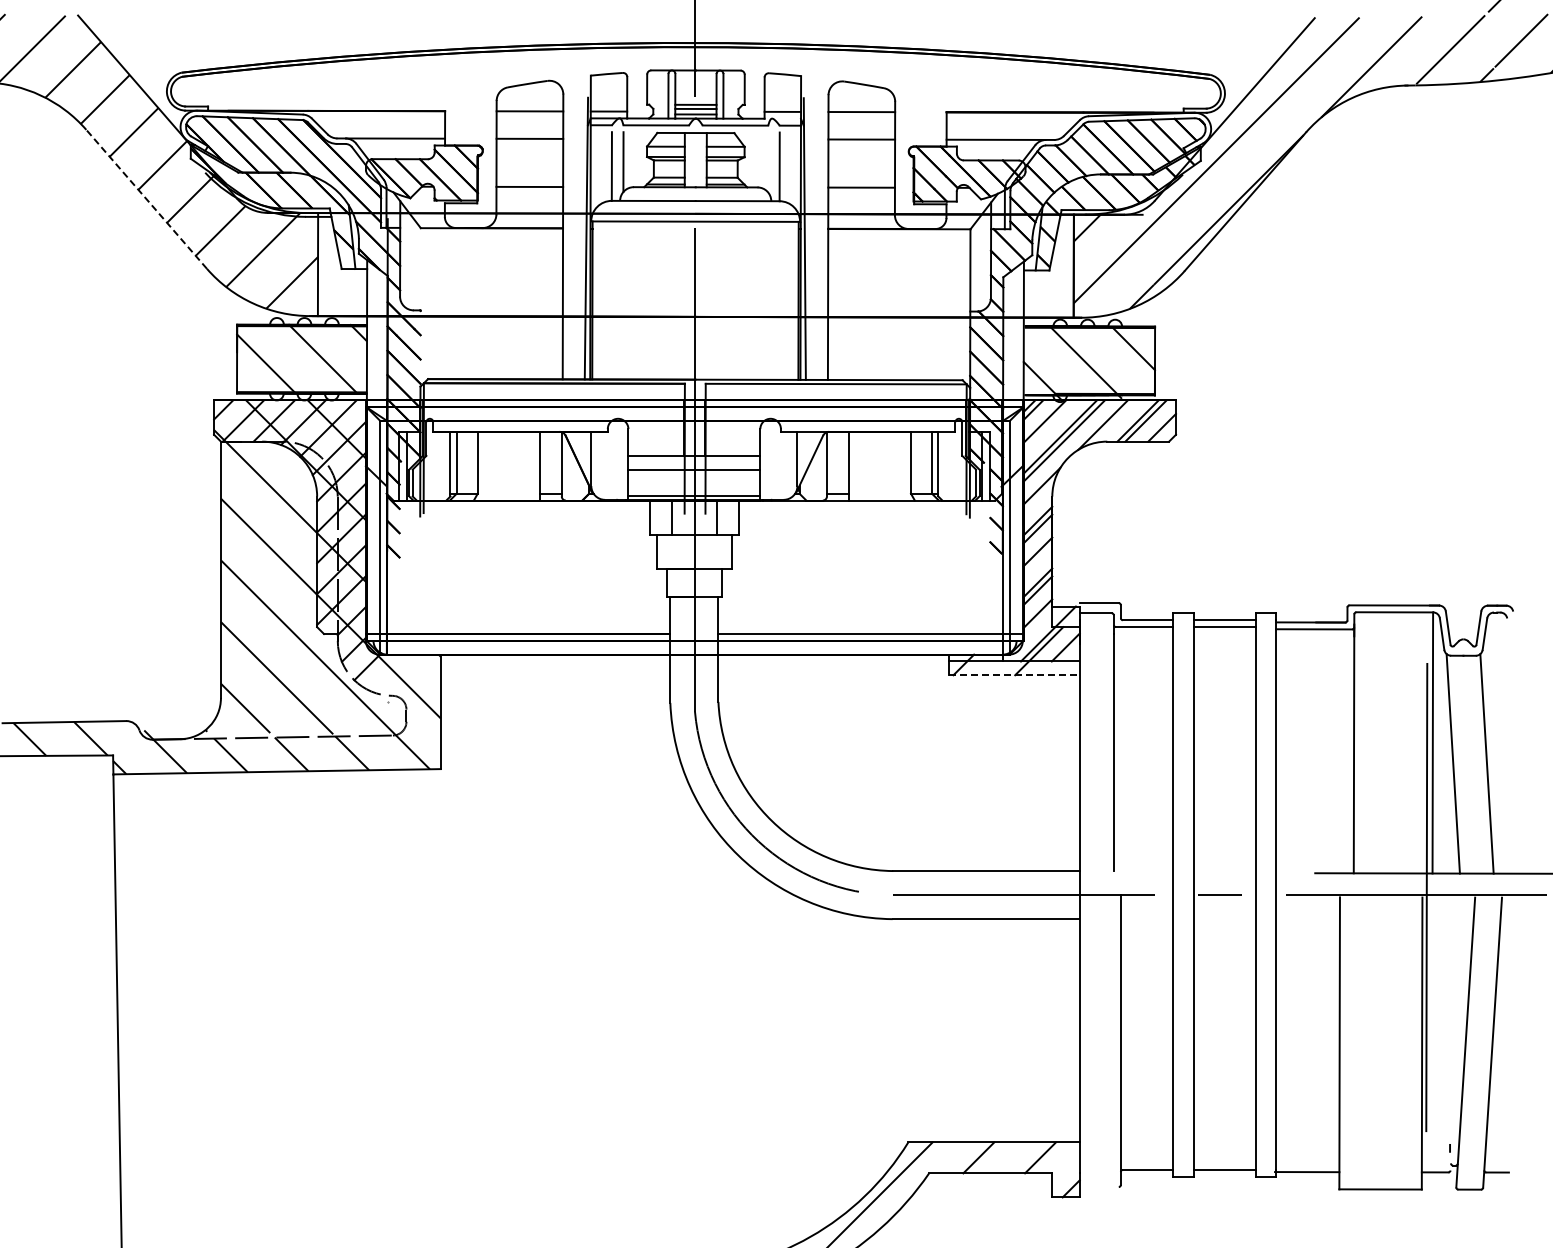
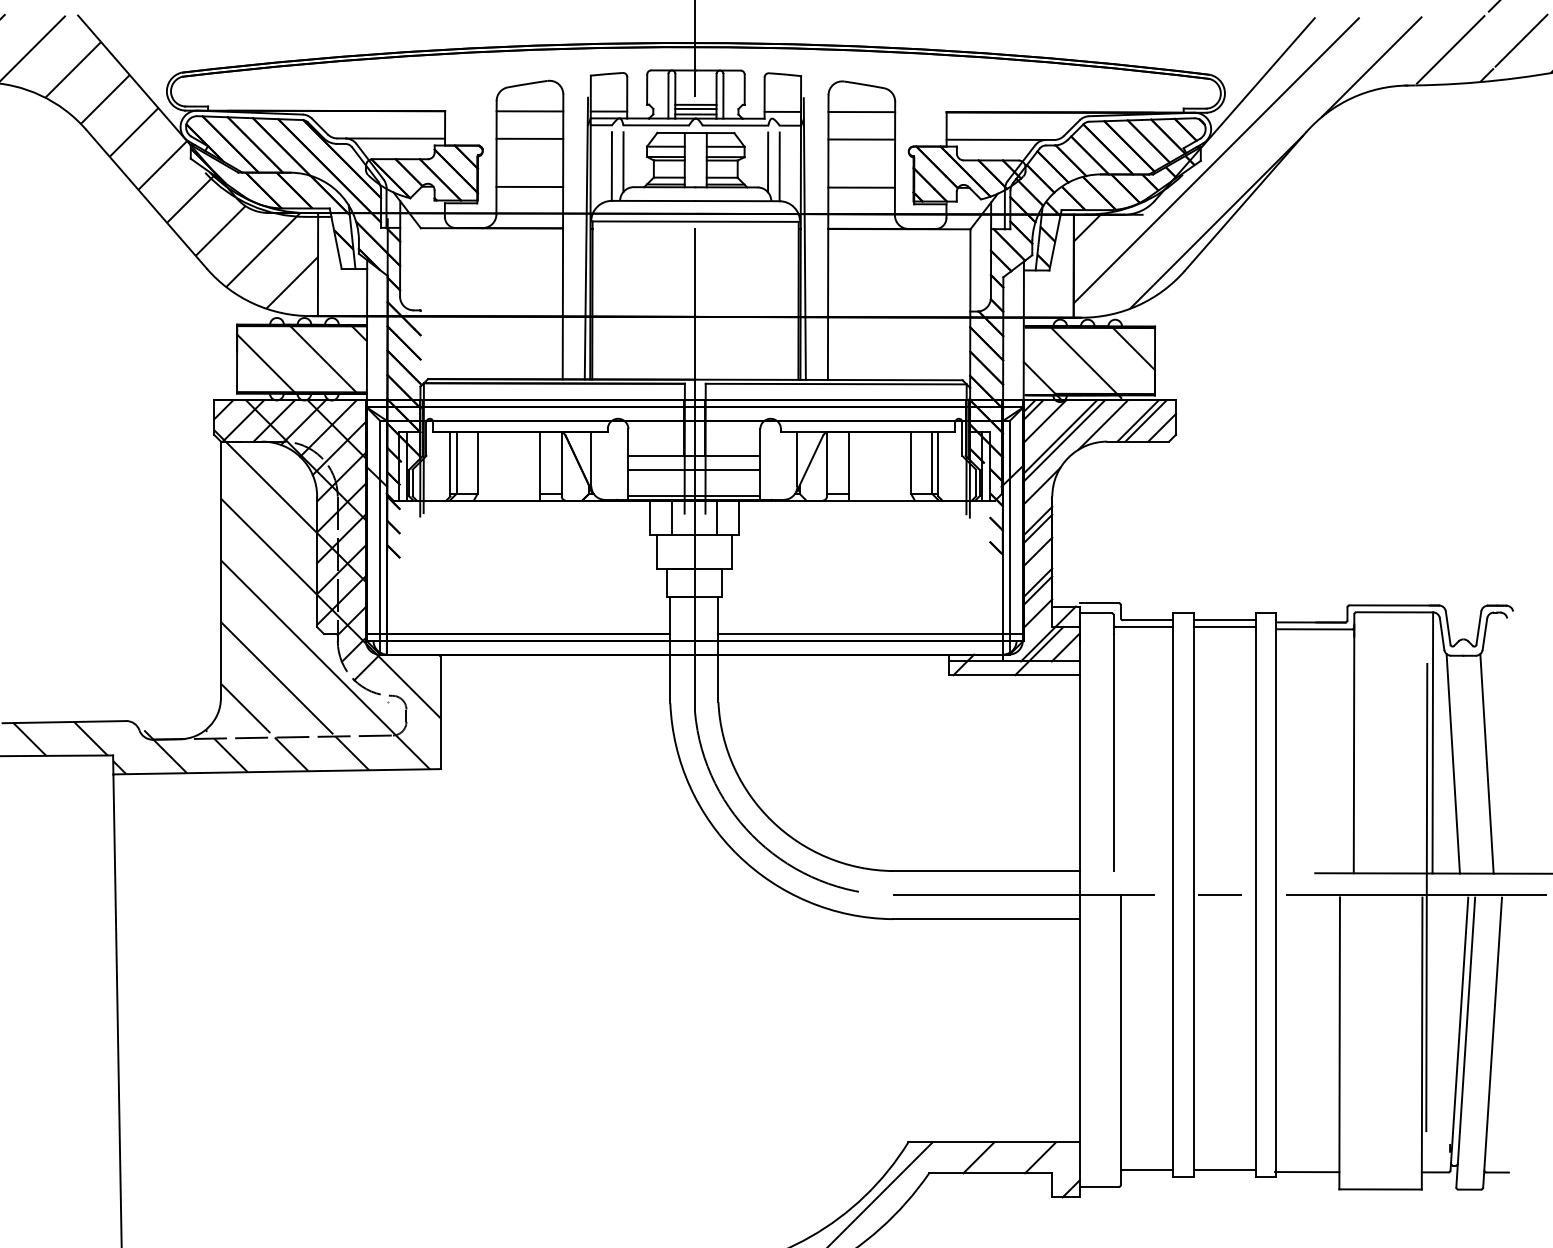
line: none -> present (768, 162)
line: dashed -> solid (146, 199)
line: dashed -> solid (1015, 675)
line: none -> present (1459, 1033)
line: none -> present (1098, 1187)
